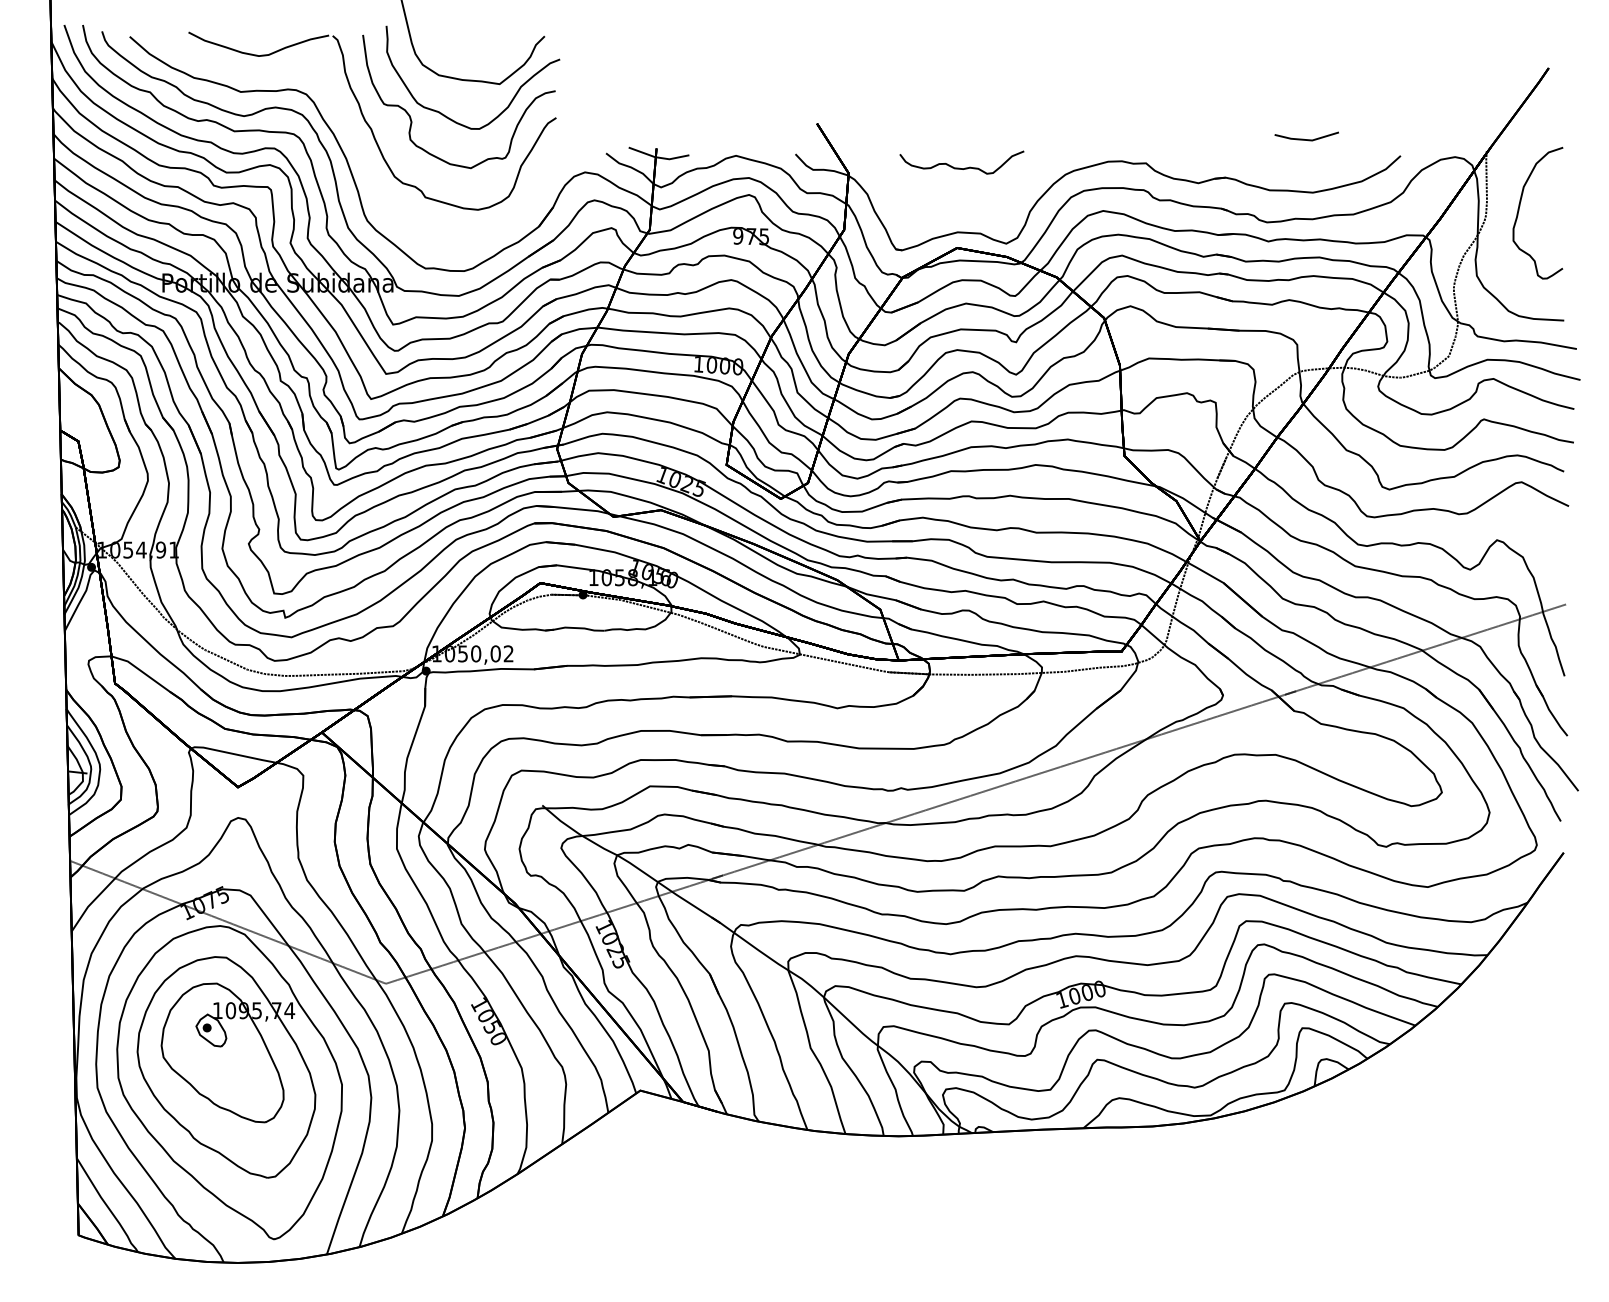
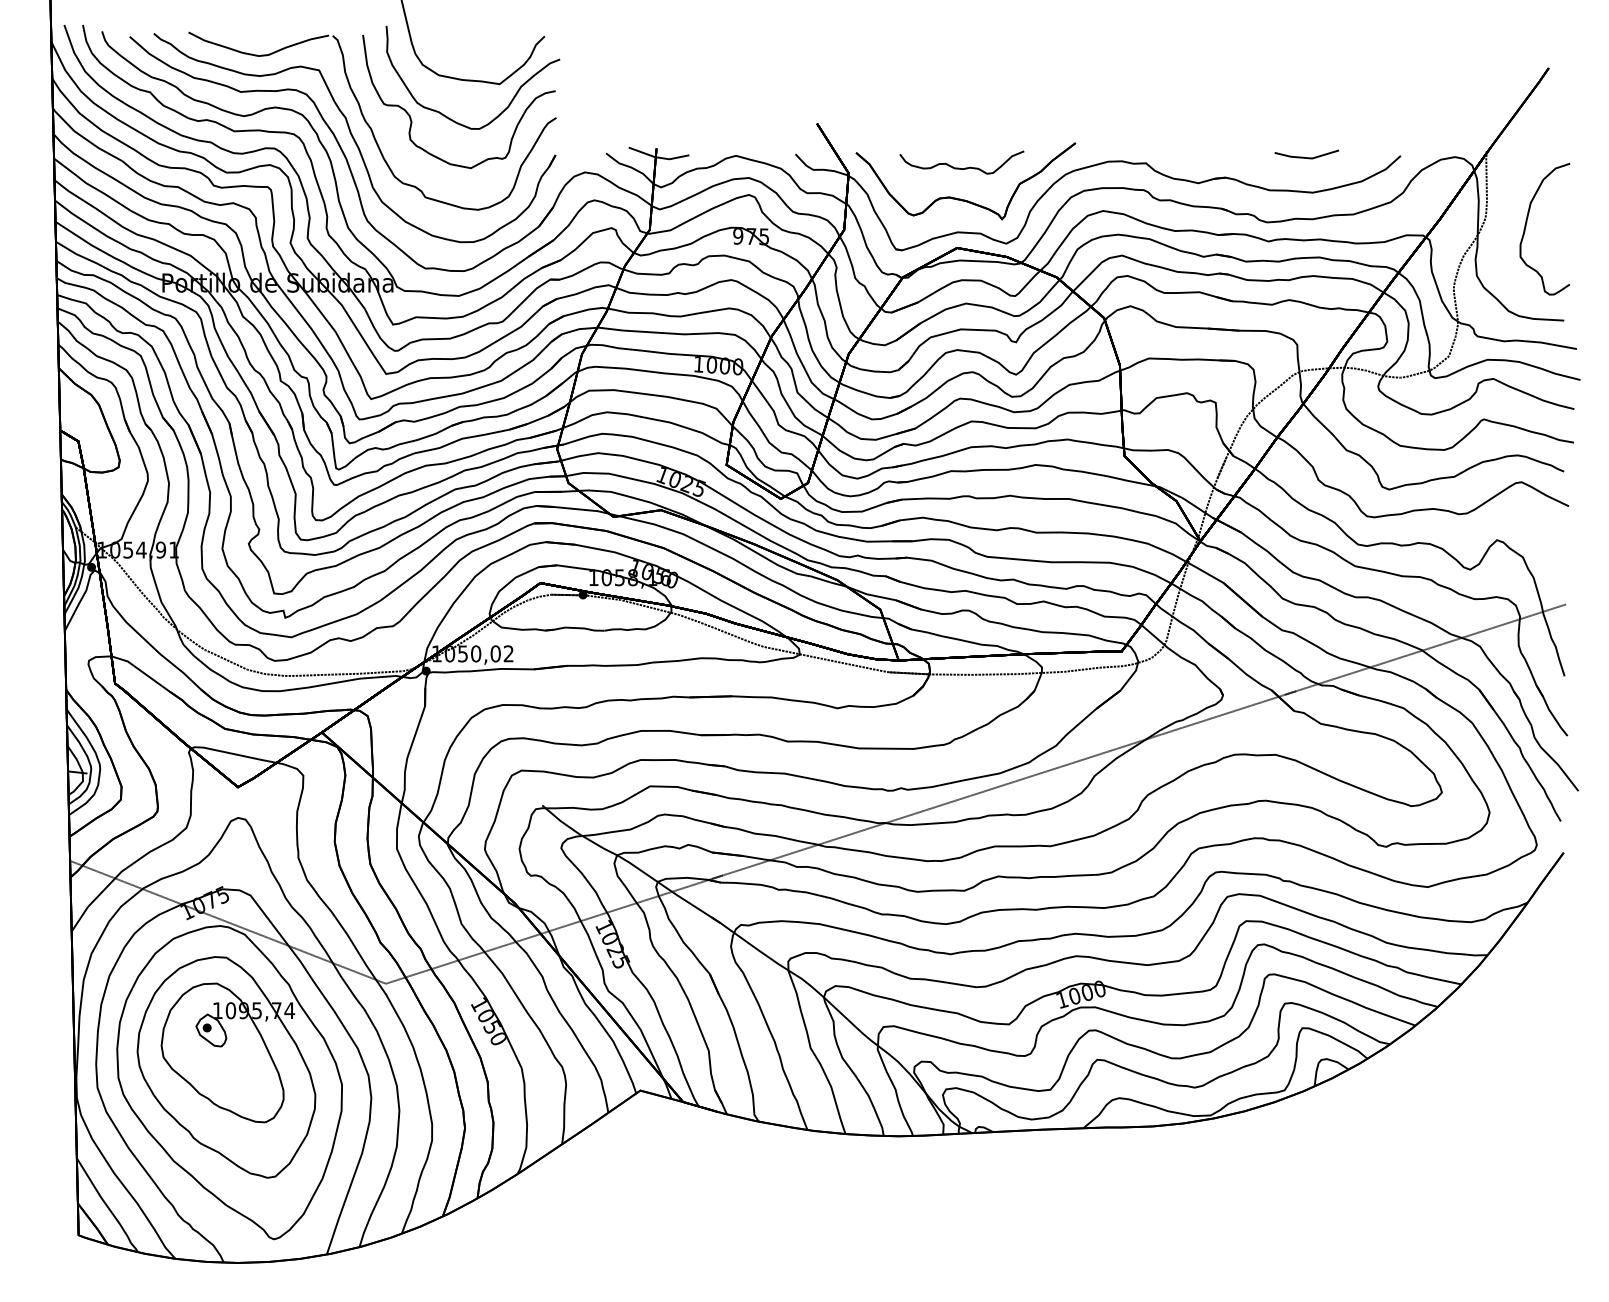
part: none -> present (354, 138)
line position: (1306, 139) -> (1306, 157) (1306, 157)
part: none -> present (960, 198)
curve position: (1520, 206) -> (1527, 222) (1527, 222)
